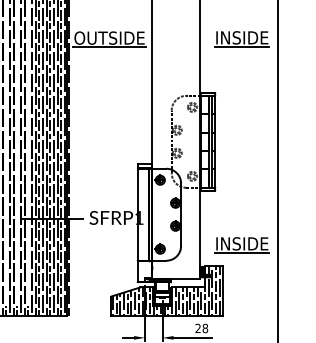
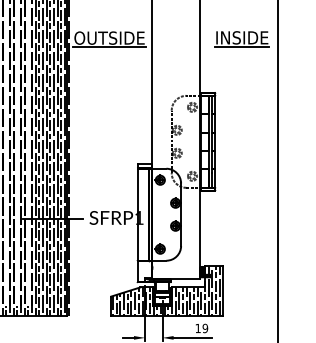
part: present -> none (241, 245)
text: 28 -> 19 (201, 328)
